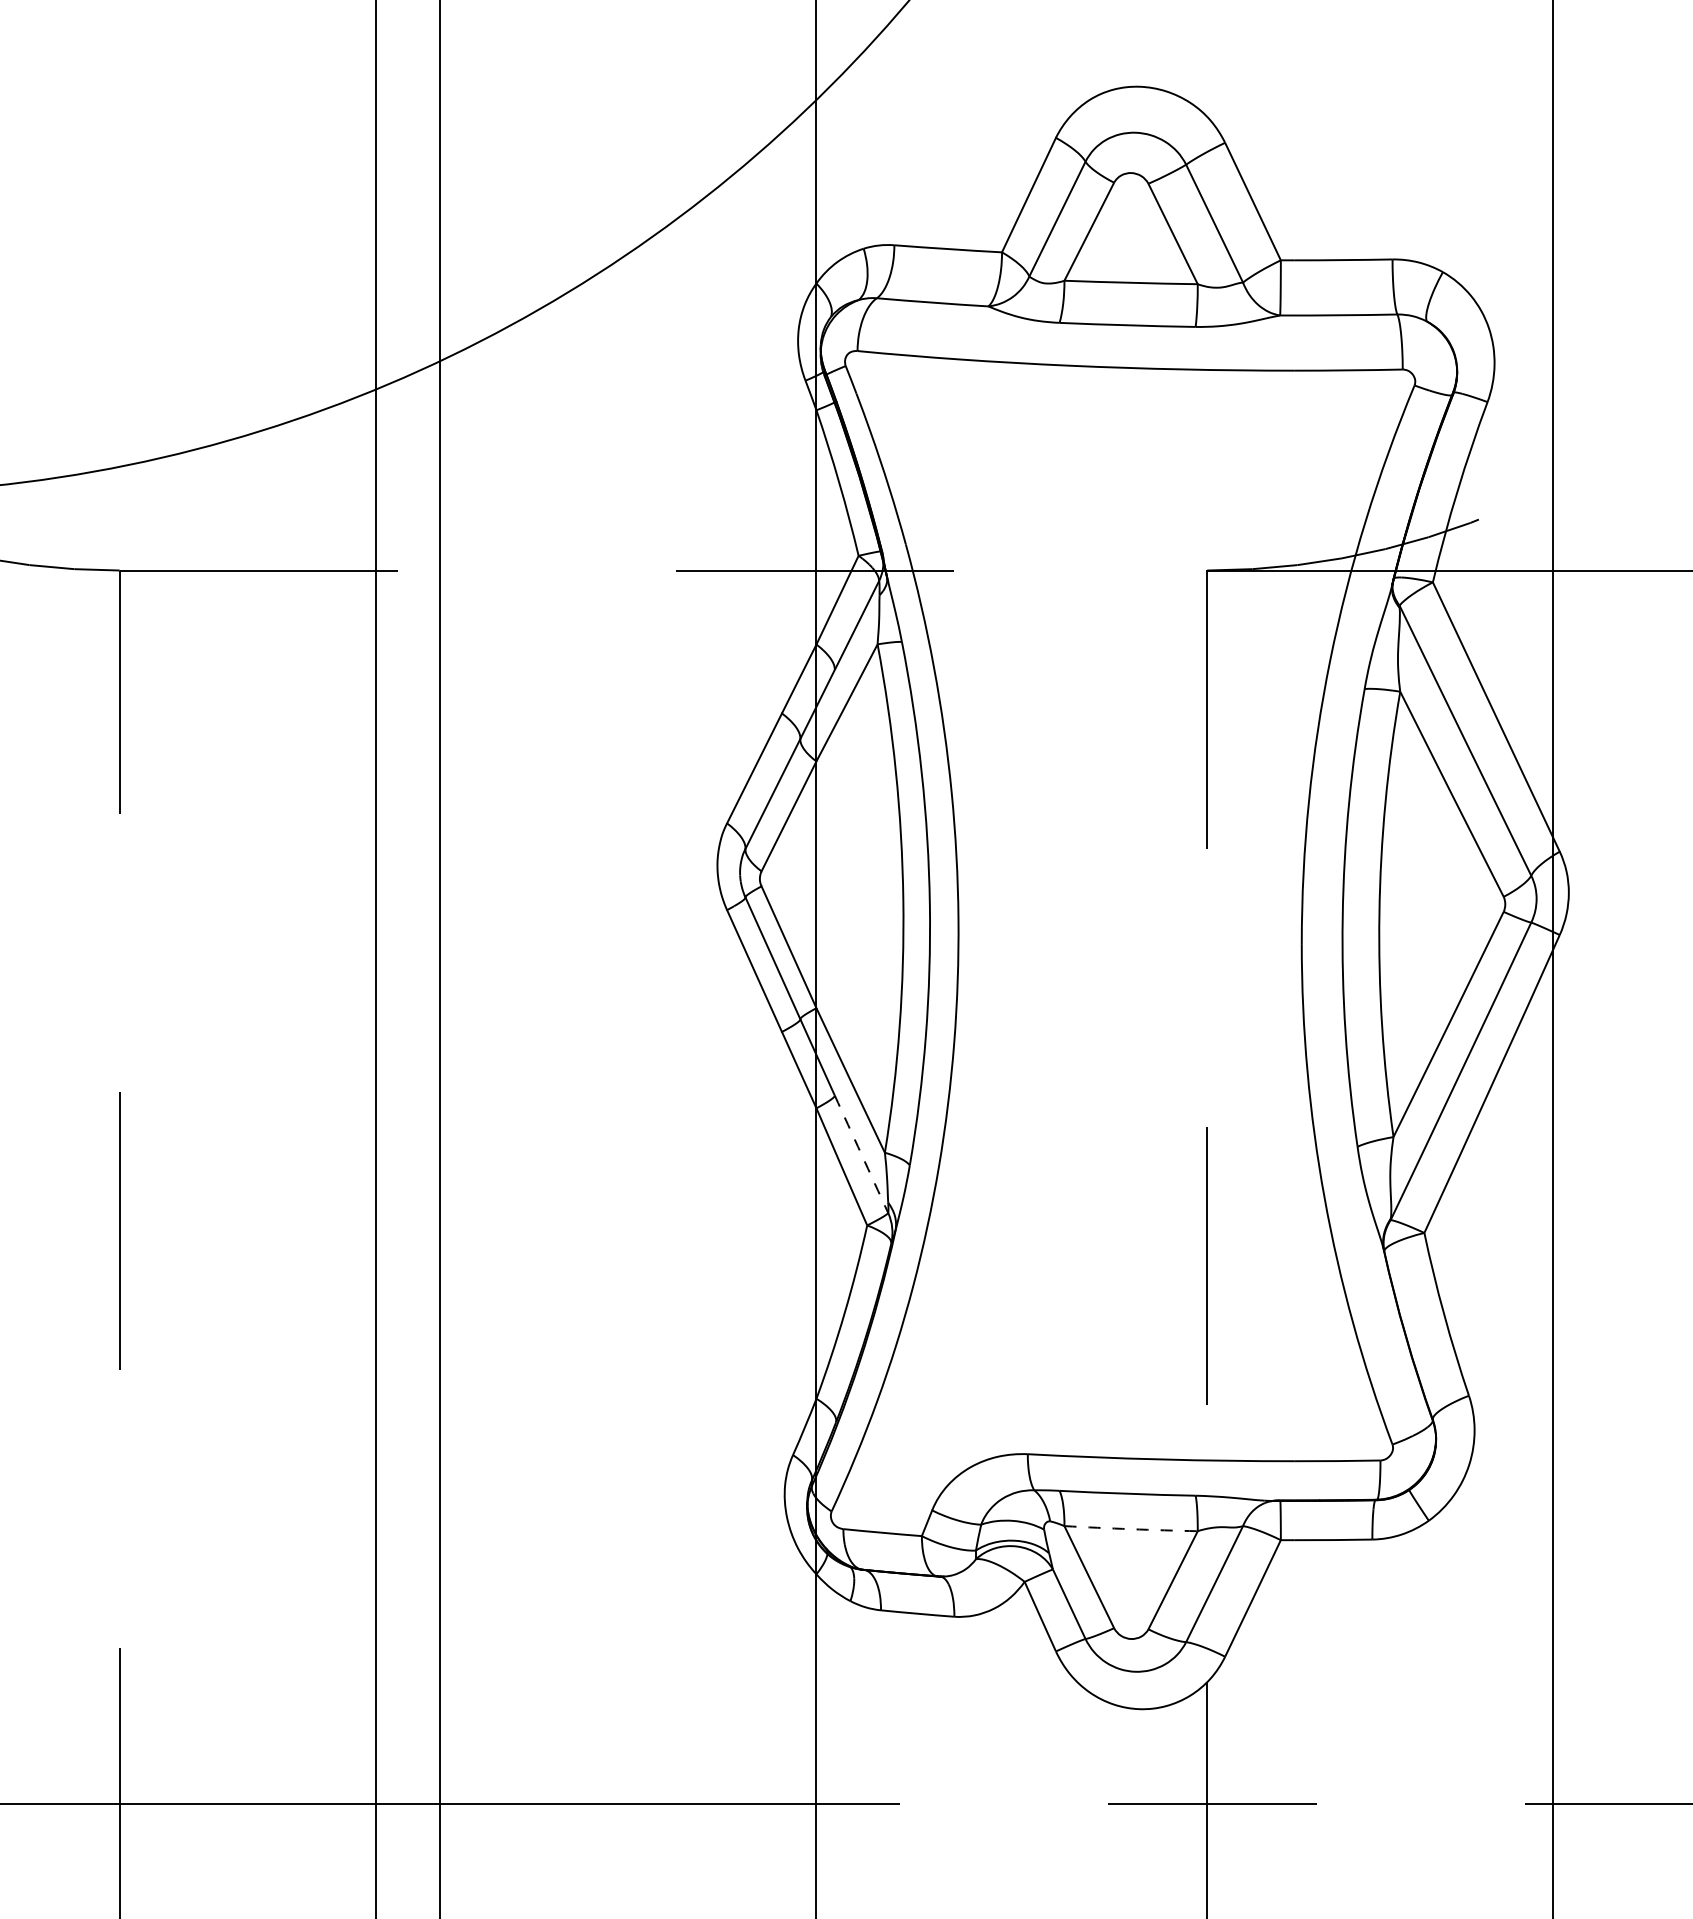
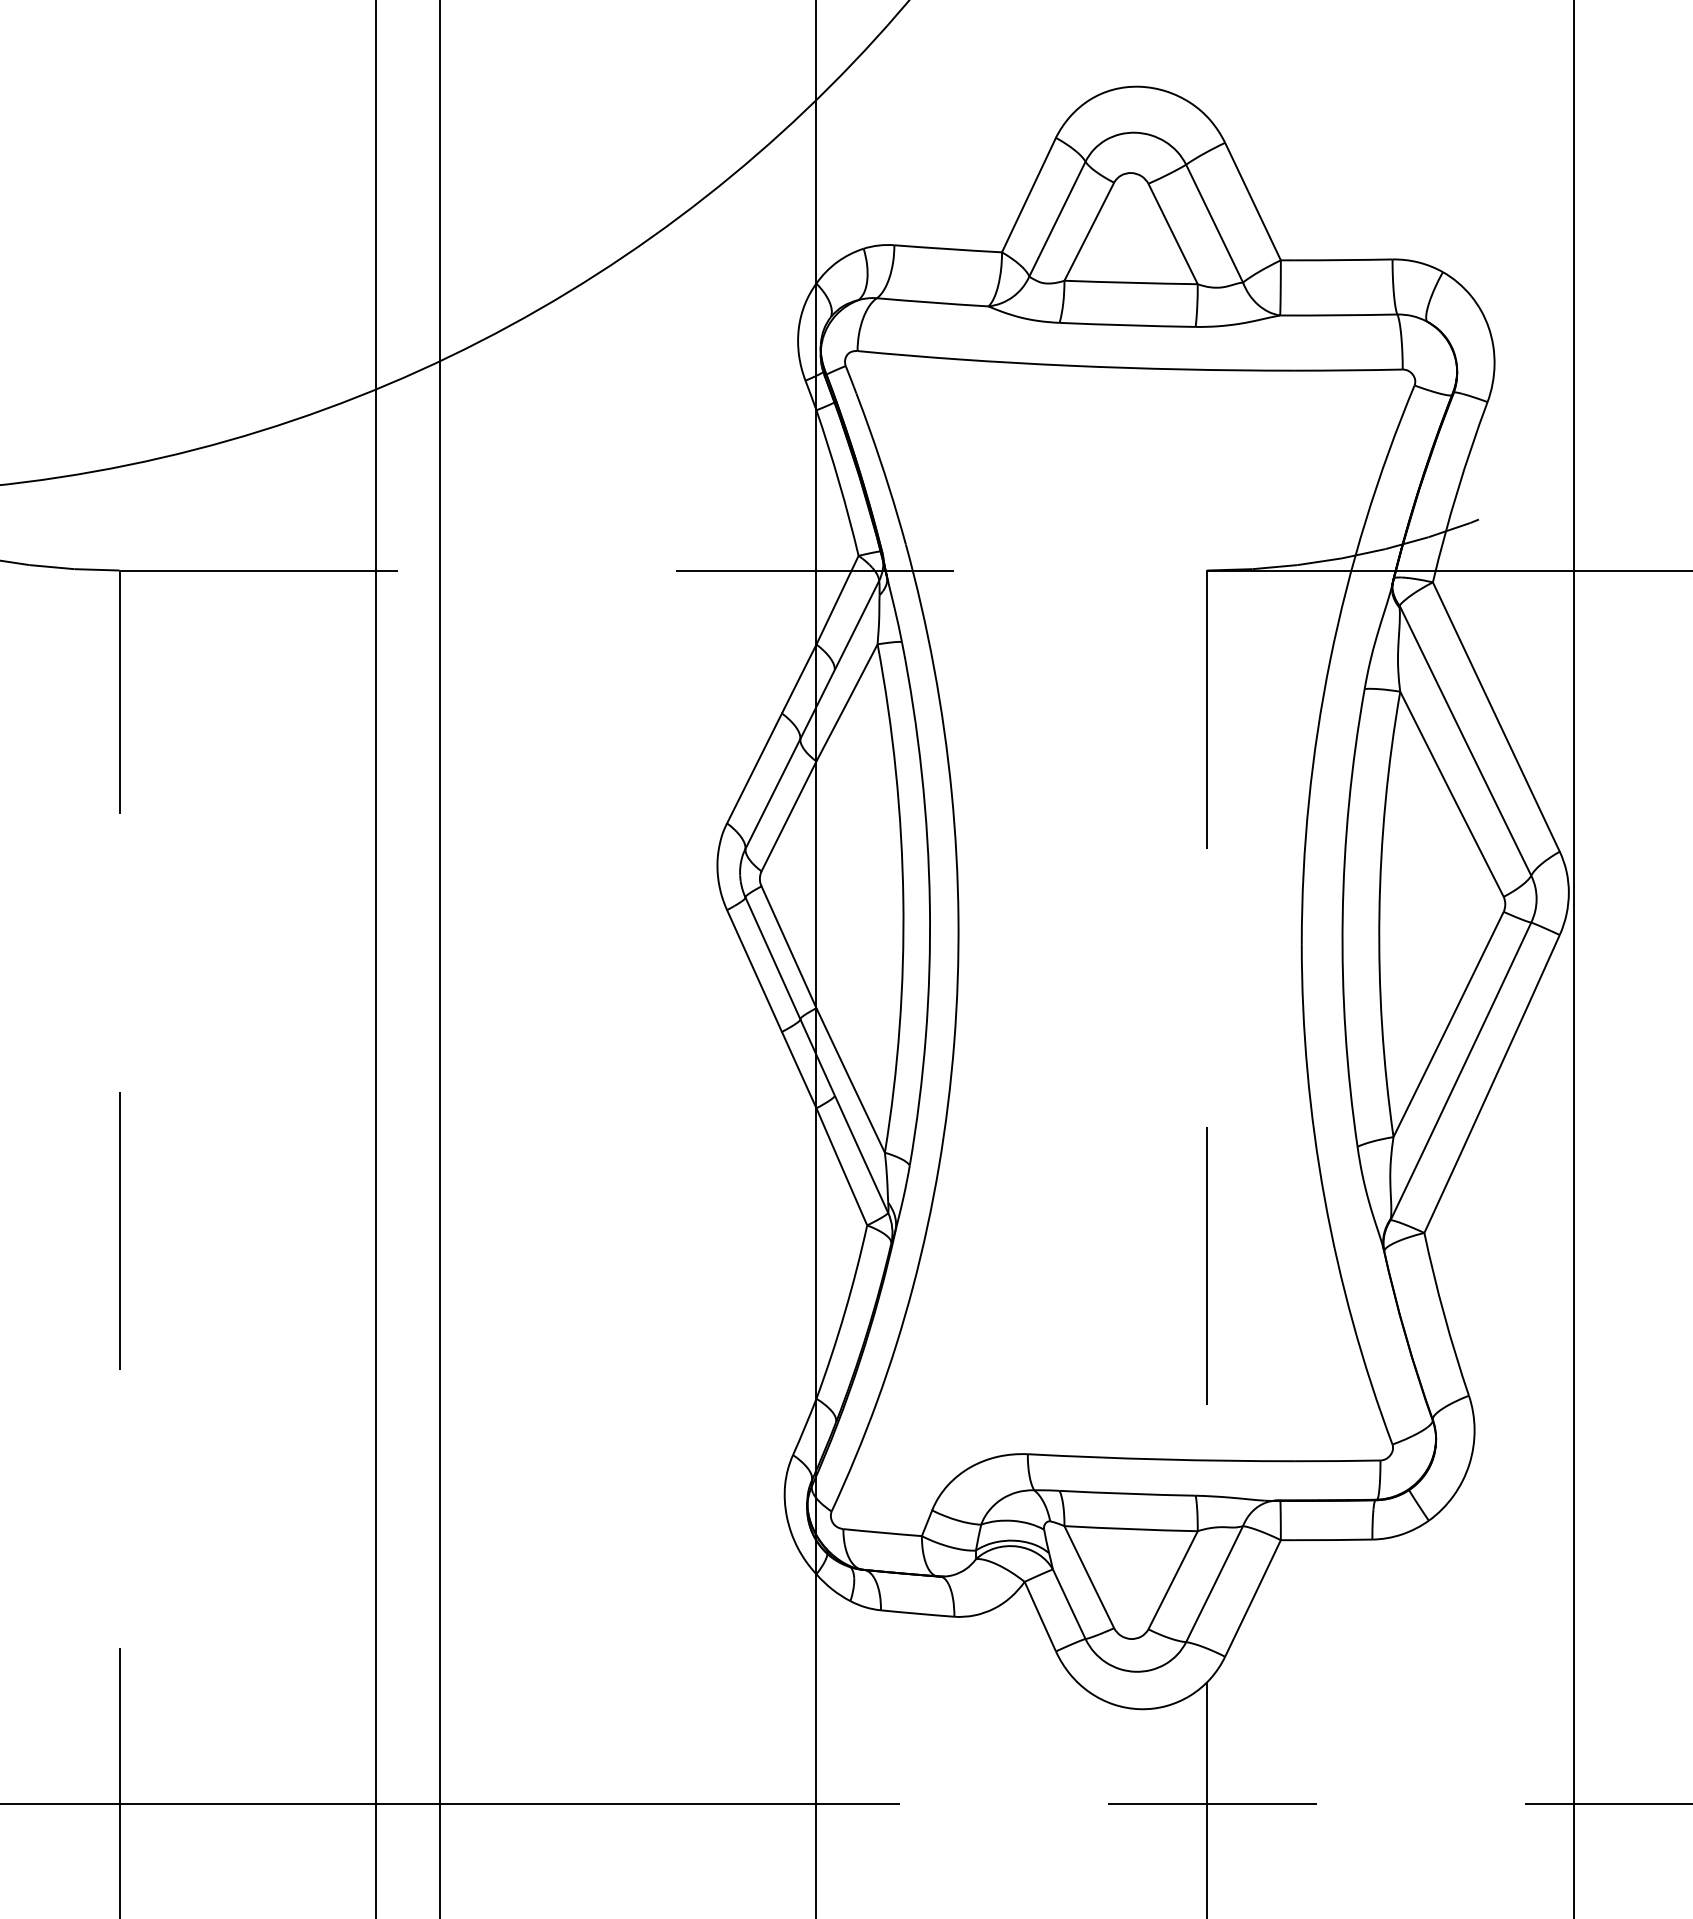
line position: (1552, 958) -> (1573, 958) (1573, 958)
arc: dashed -> solid (861, 1154)
arc: dashed -> solid (1131, 1529)
